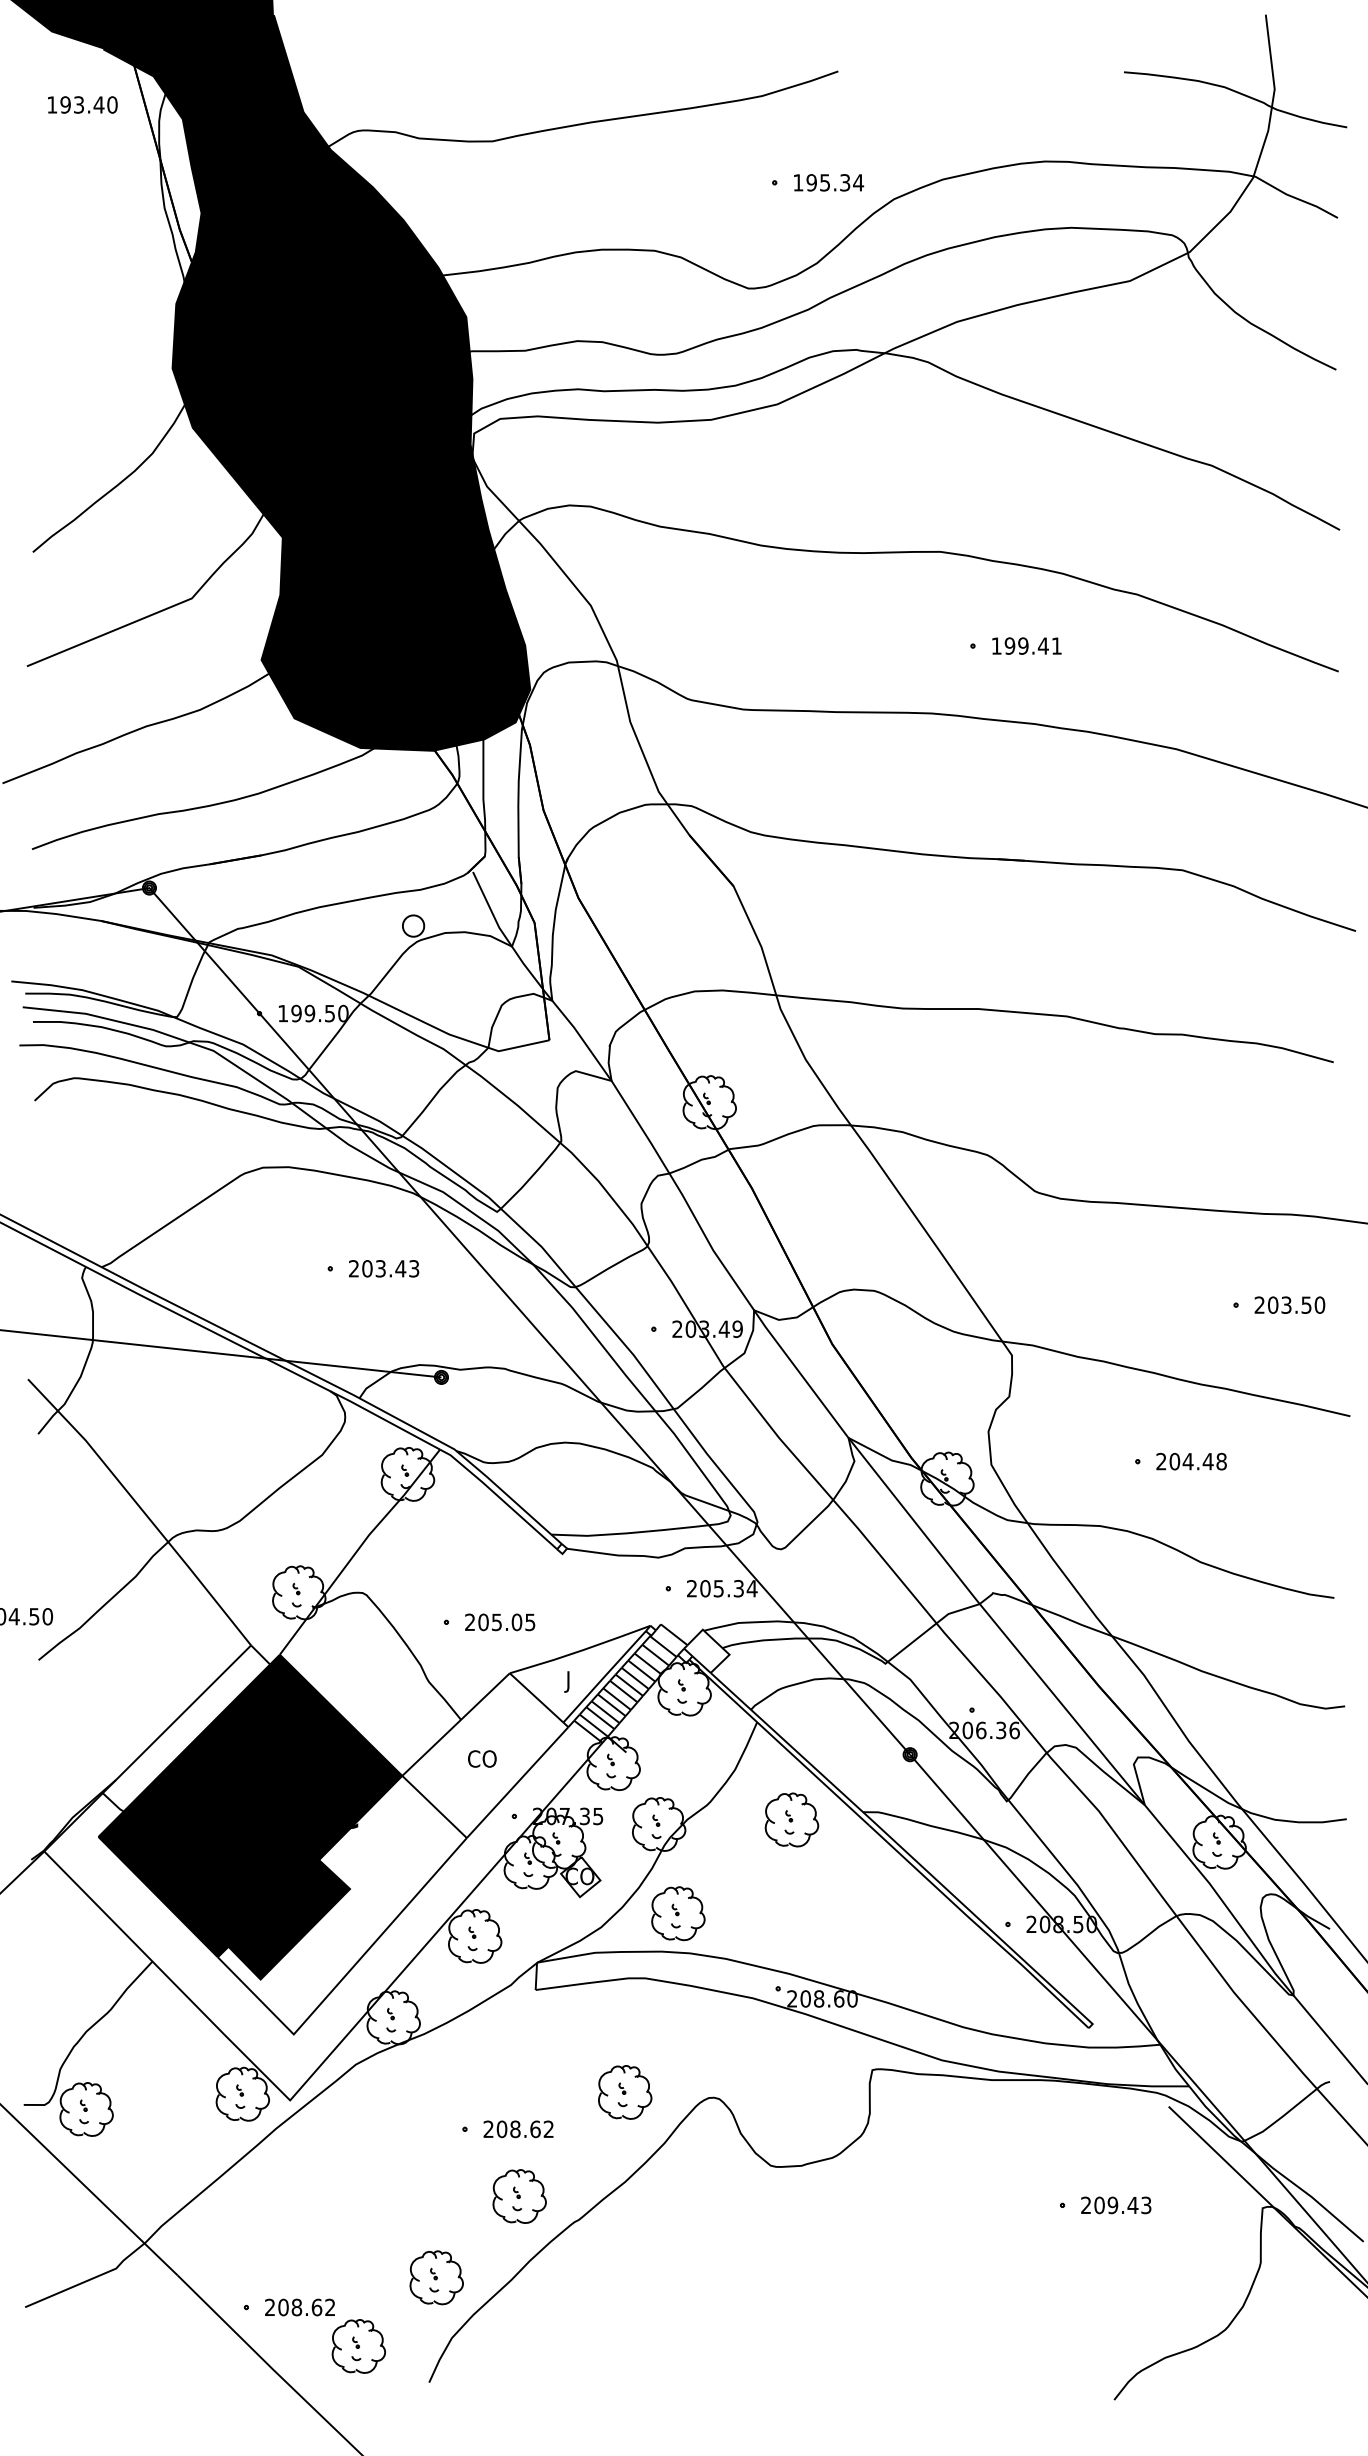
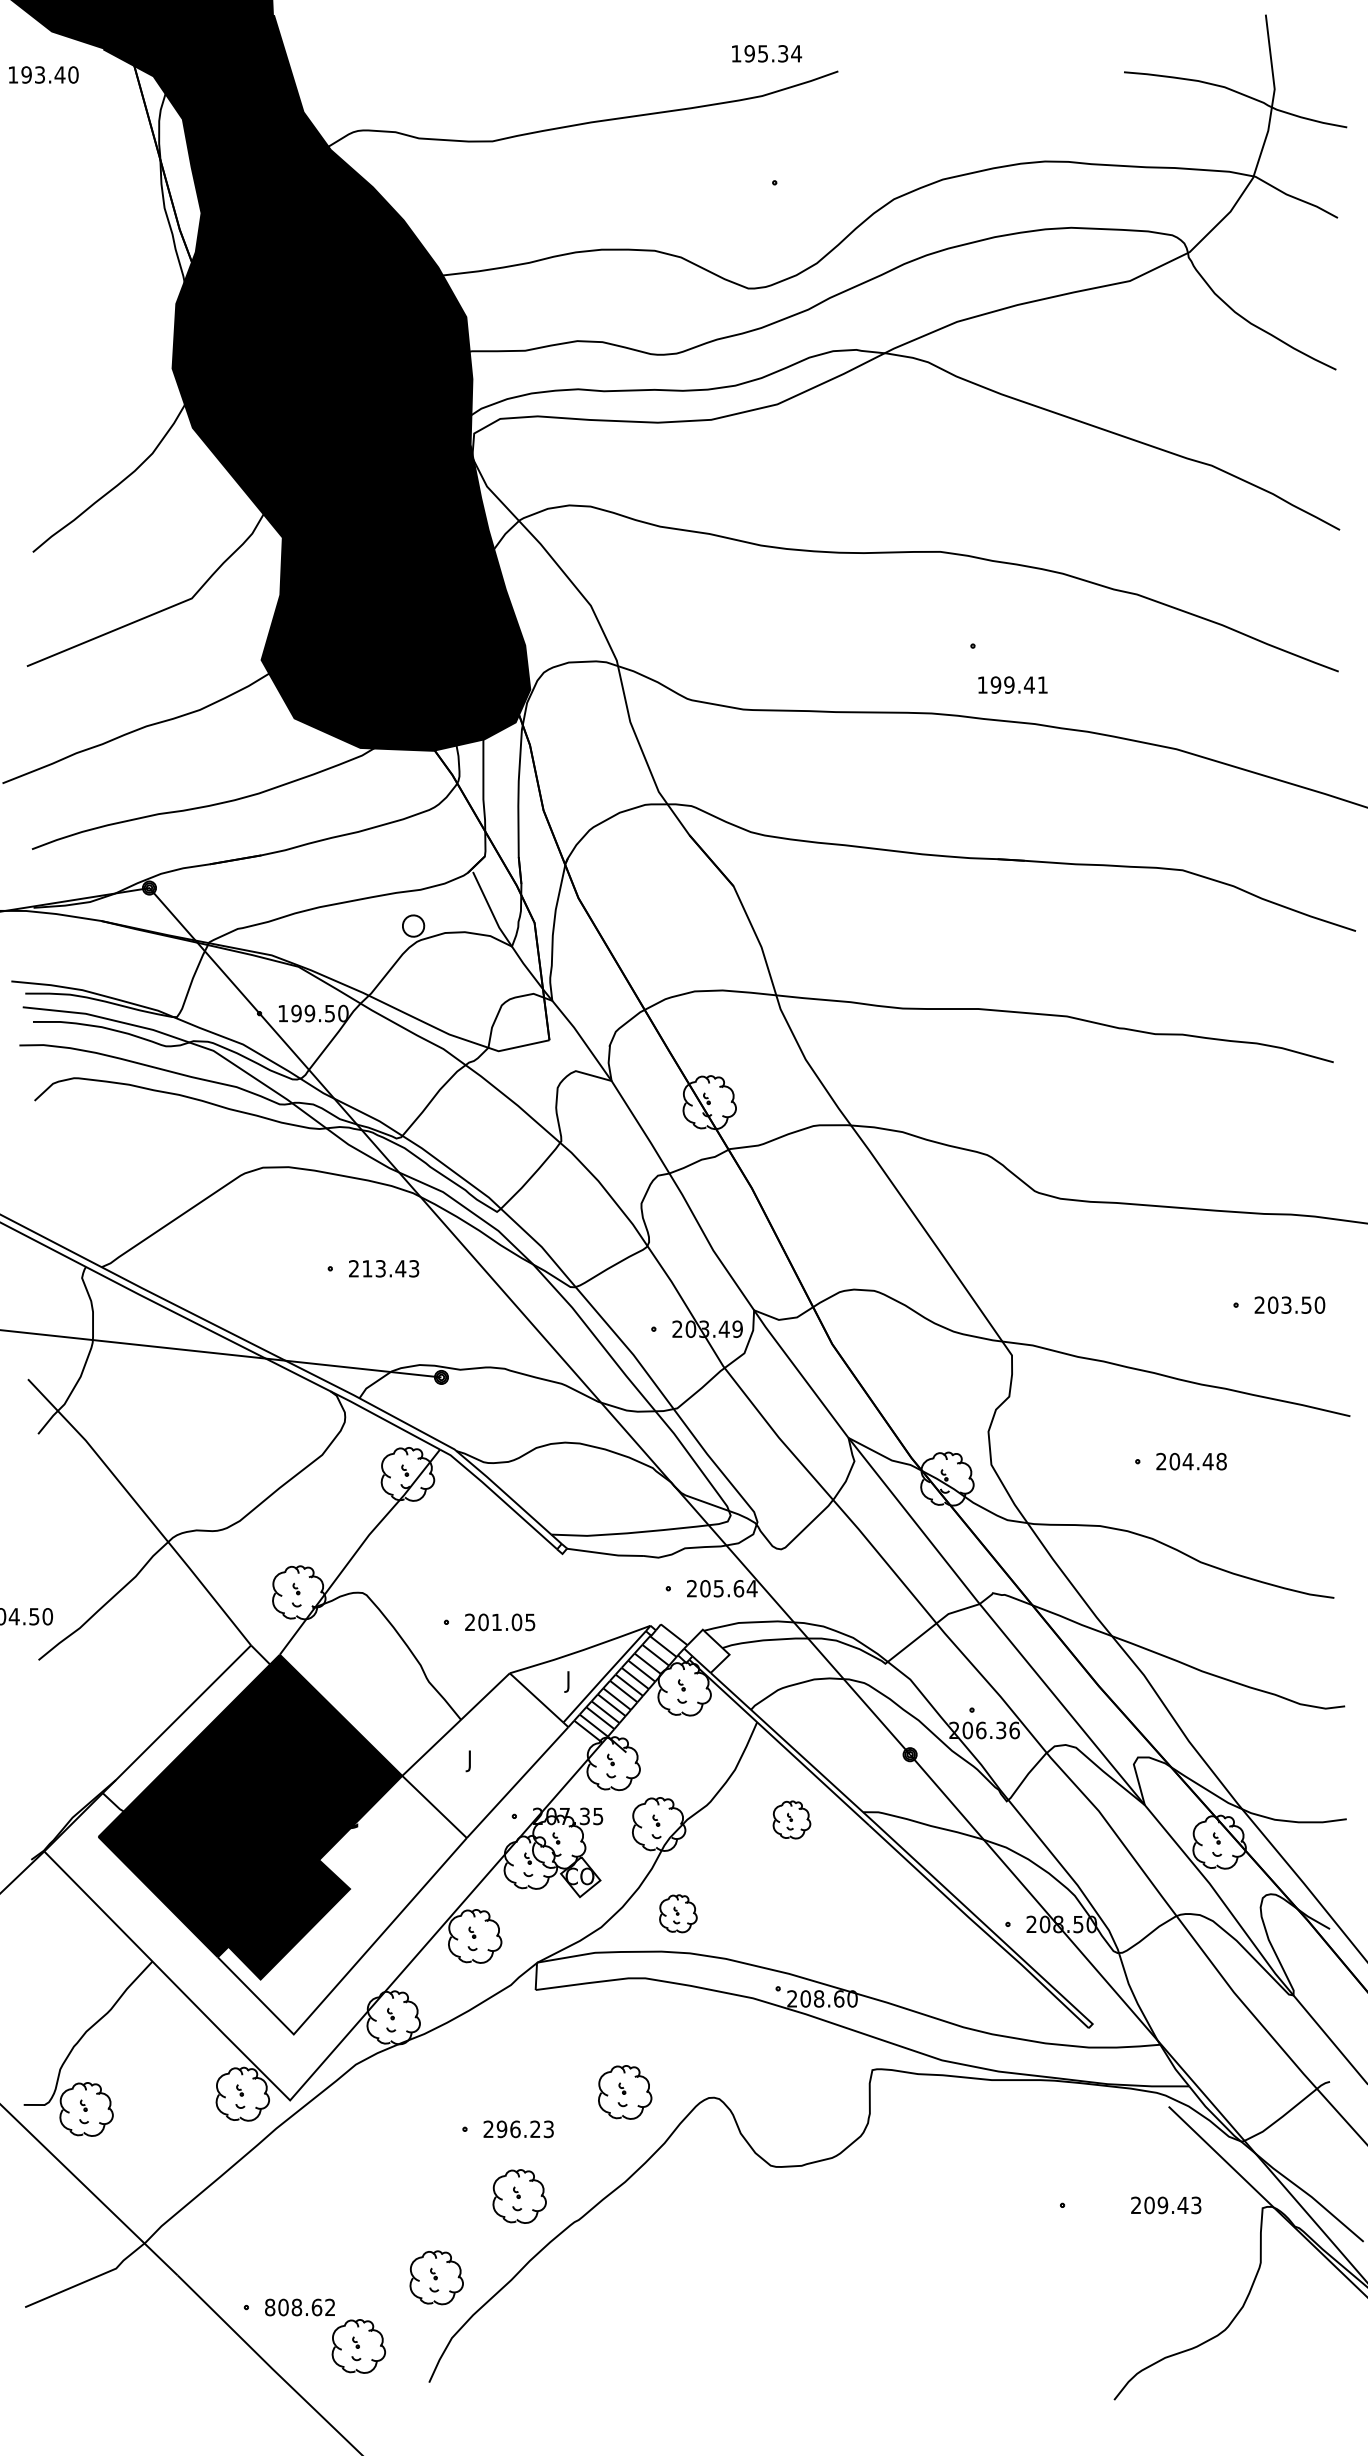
text position: (82, 104) -> (43, 74) (43, 74)
text position: (829, 182) -> (767, 53) (767, 53)
text position: (1026, 645) -> (1012, 684) (1012, 684)
text: 203.43 -> 213.43 (367, 1268)
text: 205.34 -> 205.64 (738, 1588)
text: 205.05 -> 201.05 (496, 1622)
text: CO -> J (480, 1761)
part size: 56x56 px -> 40x40 px (791, 1819)
part size: 55x56 px -> 39x40 px (678, 1913)
text: 208.62 -> 296.23 (524, 2129)
text position: (1116, 2205) -> (1166, 2205) (1166, 2205)
text: 208.62 -> 808.62 (270, 2307)
